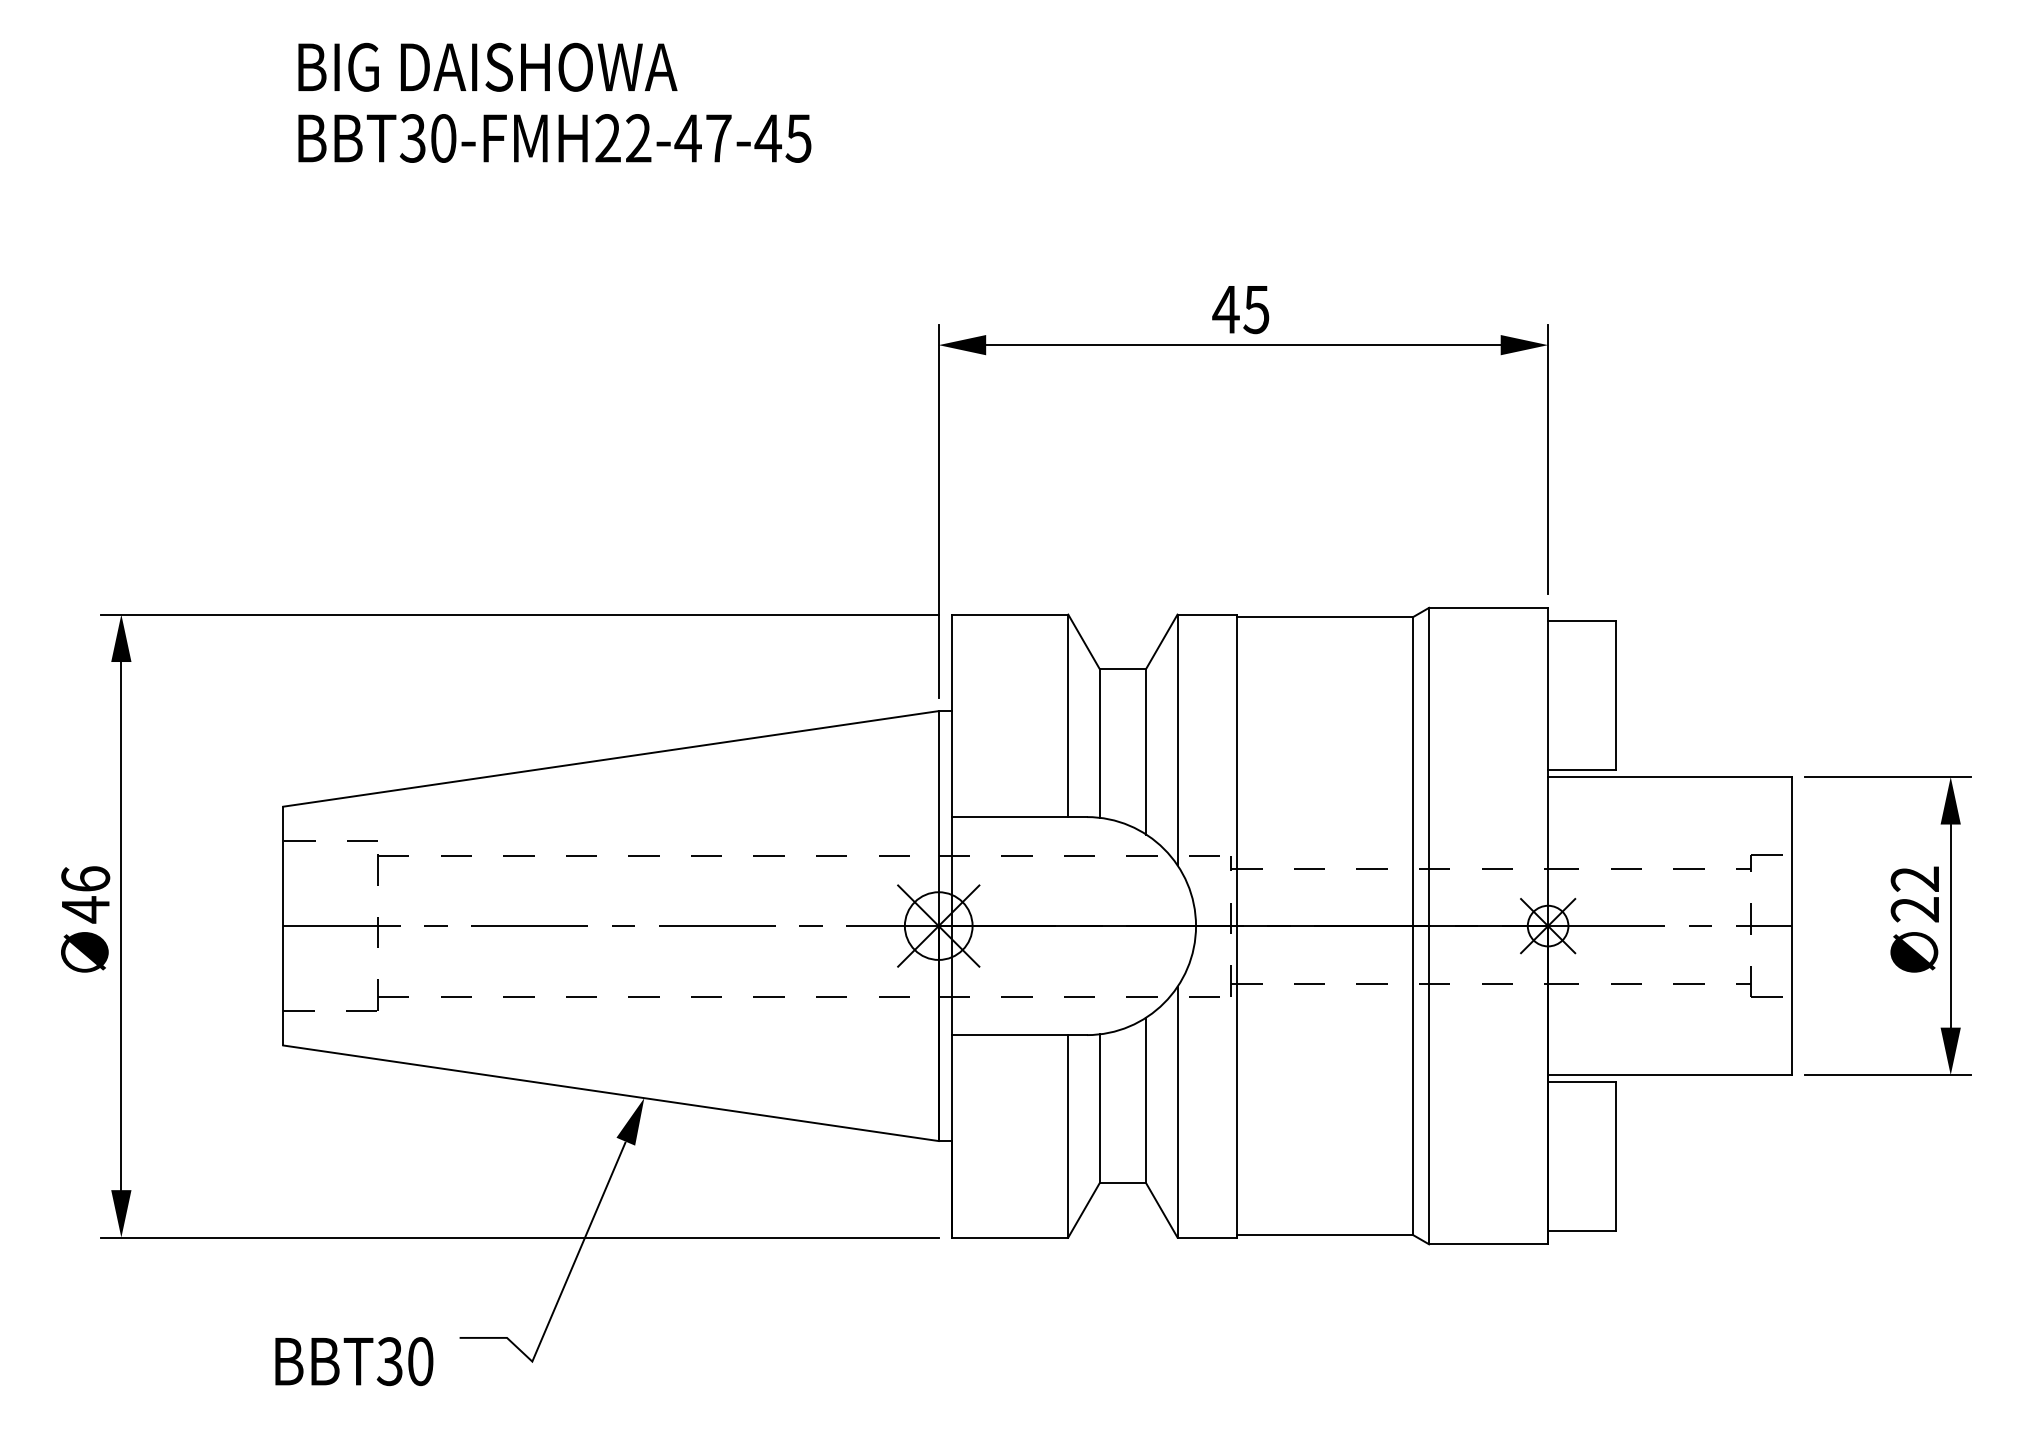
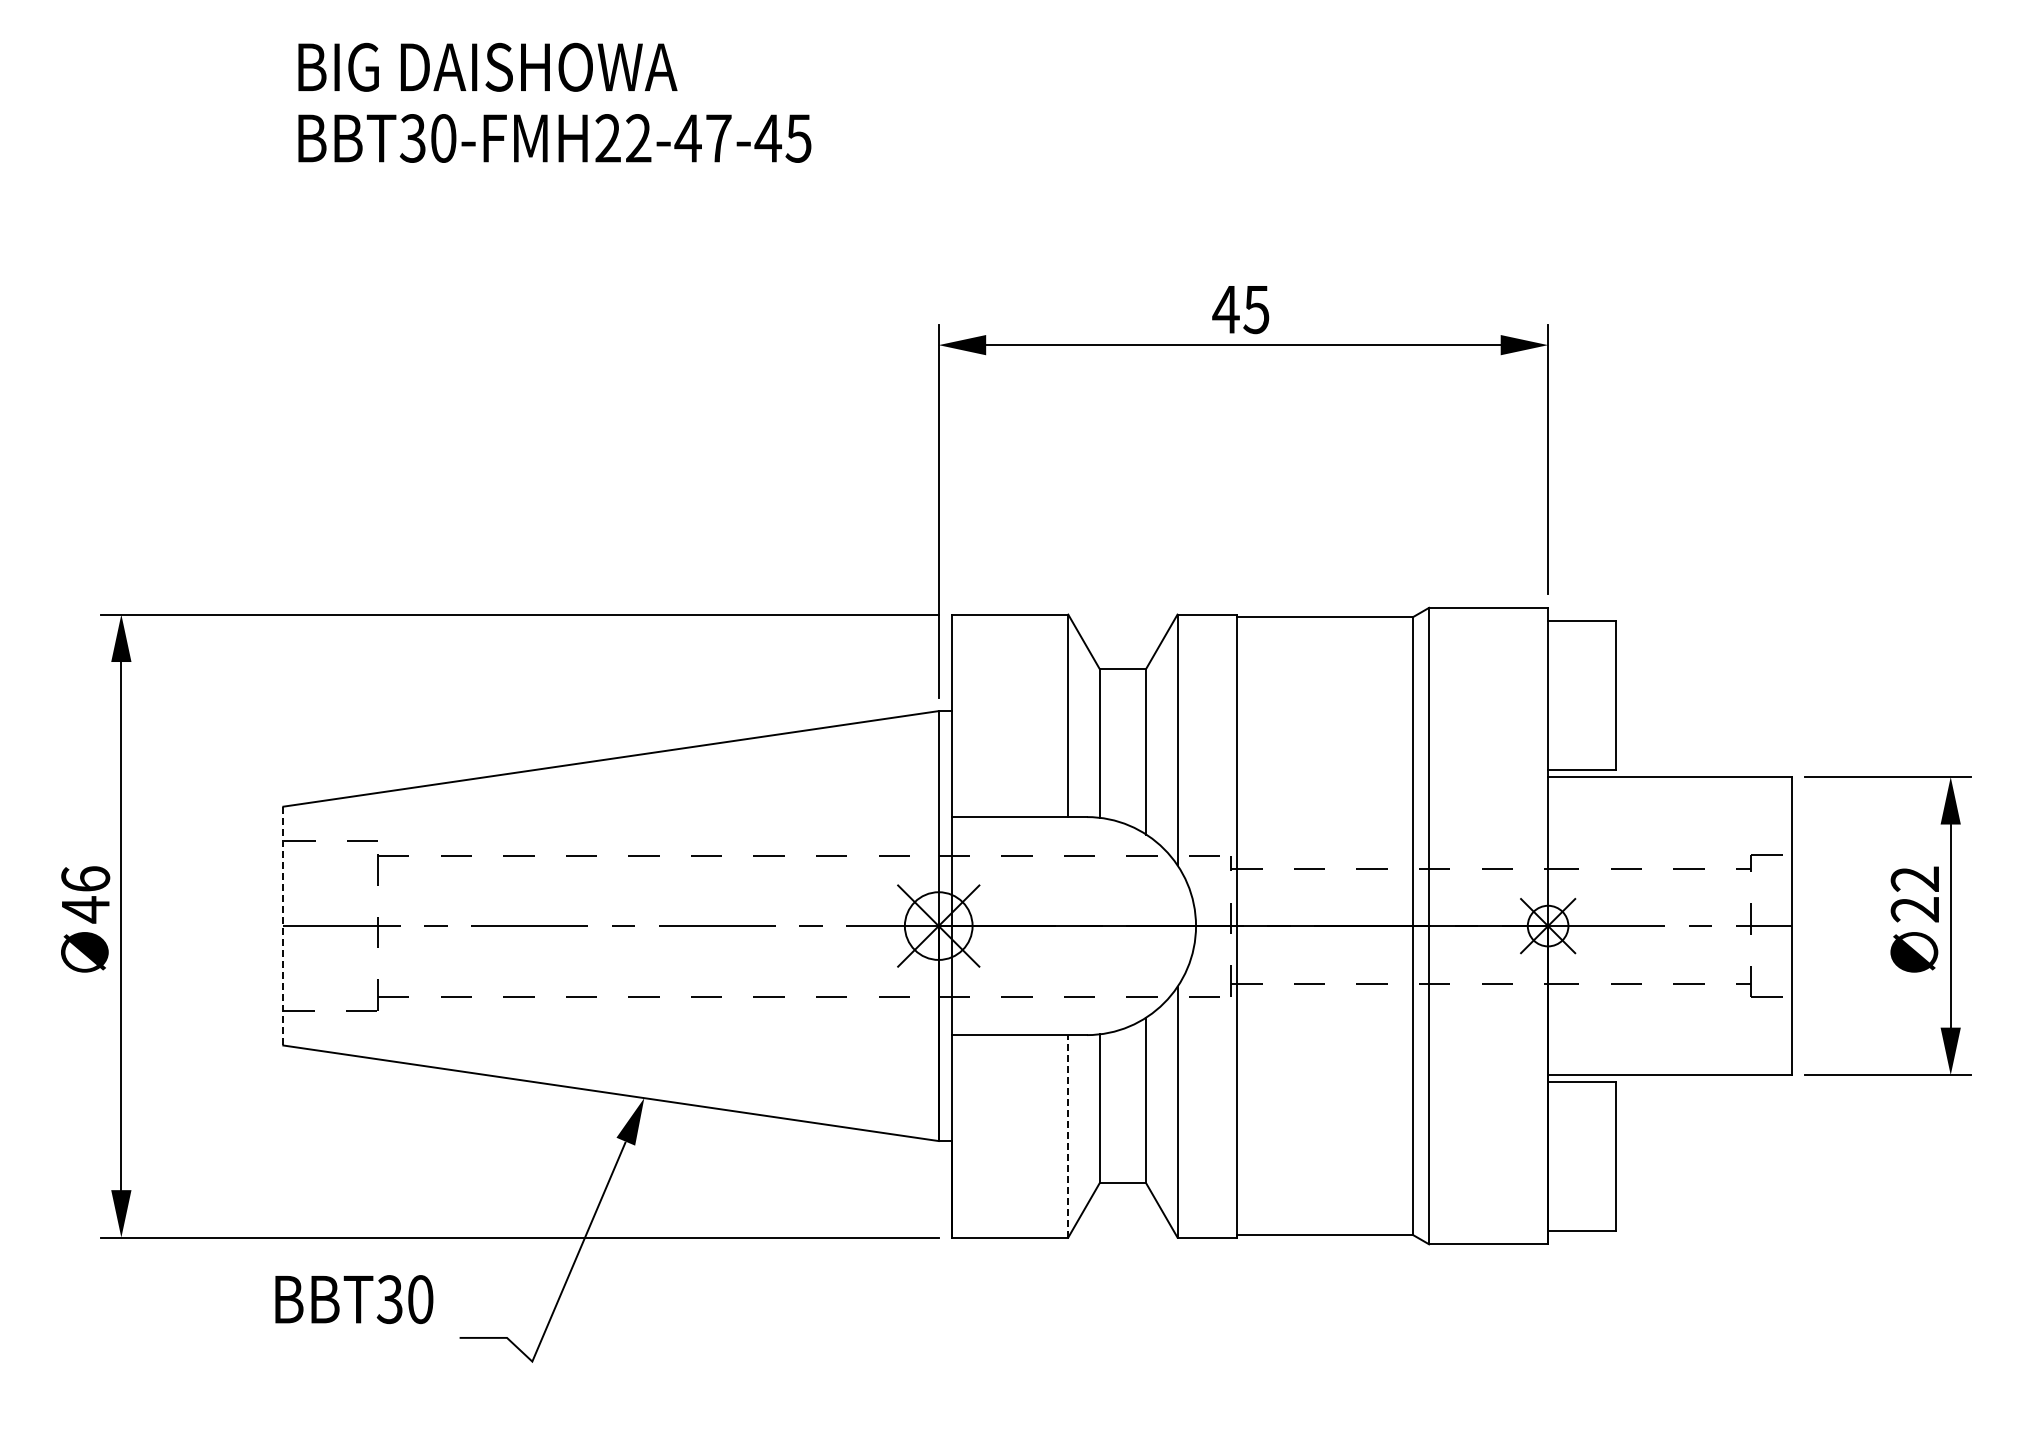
line: solid -> dashed (283, 925)
line: solid -> dashed (1068, 1135)
text position: (354, 1361) -> (354, 1299) (354, 1299)
